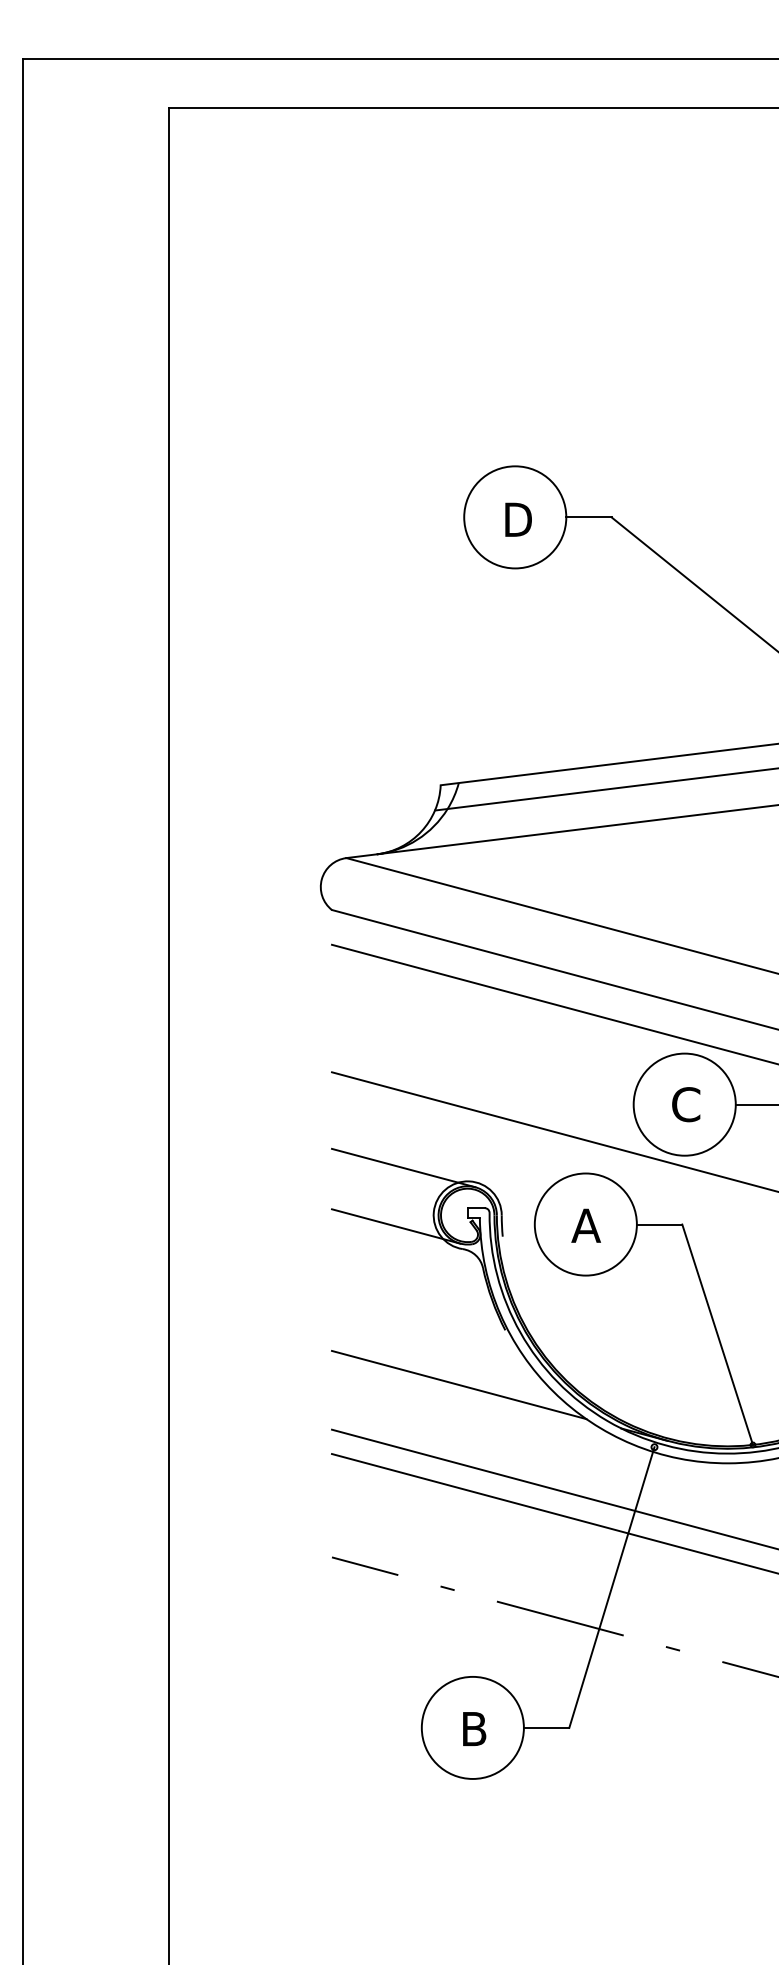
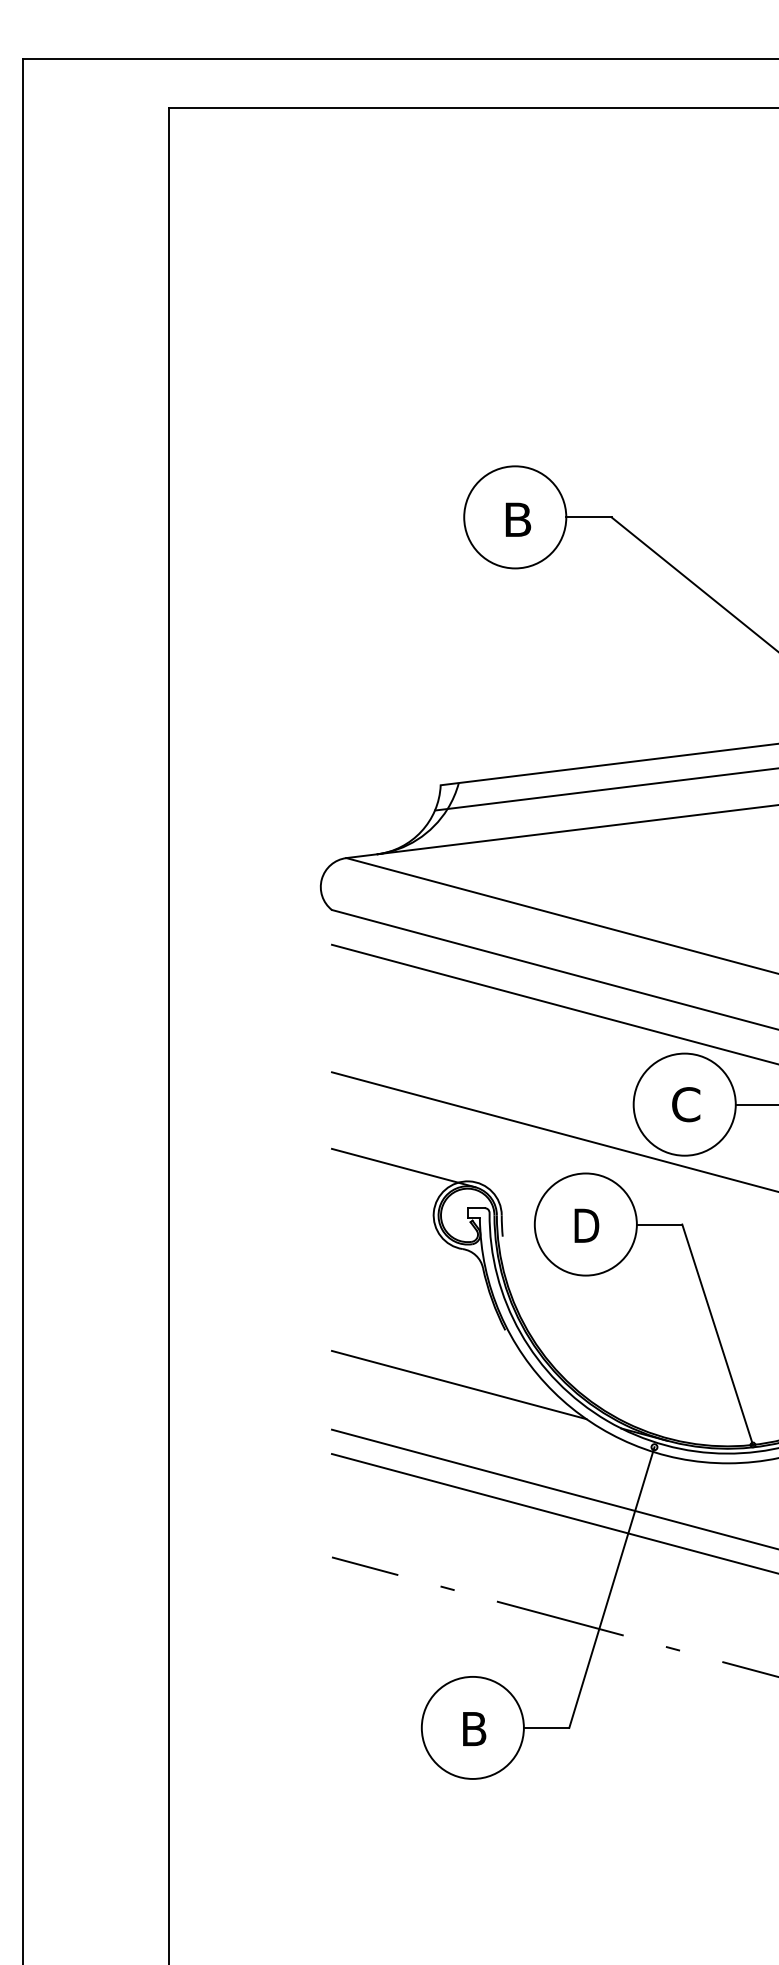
text: D -> B (518, 519)
text: A -> D (586, 1225)
line: present -> none (395, 1226)
